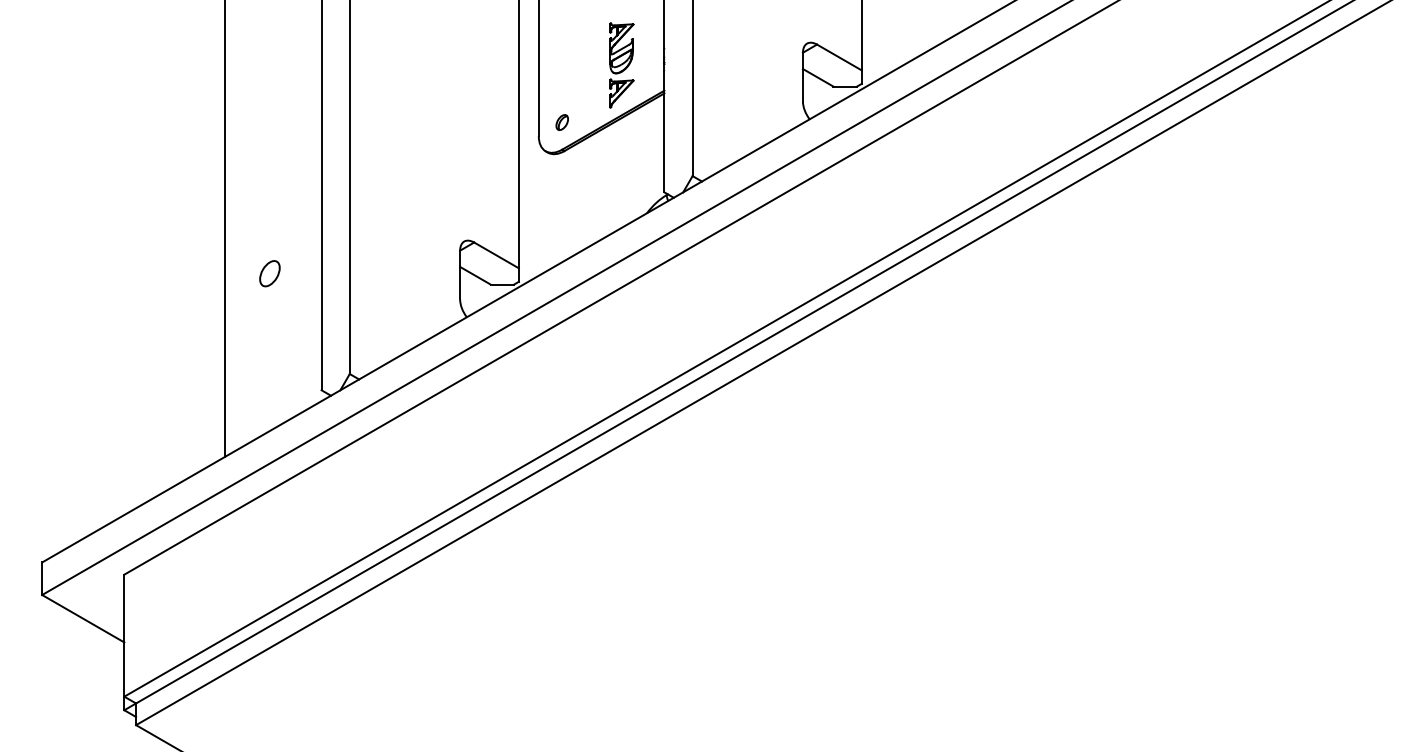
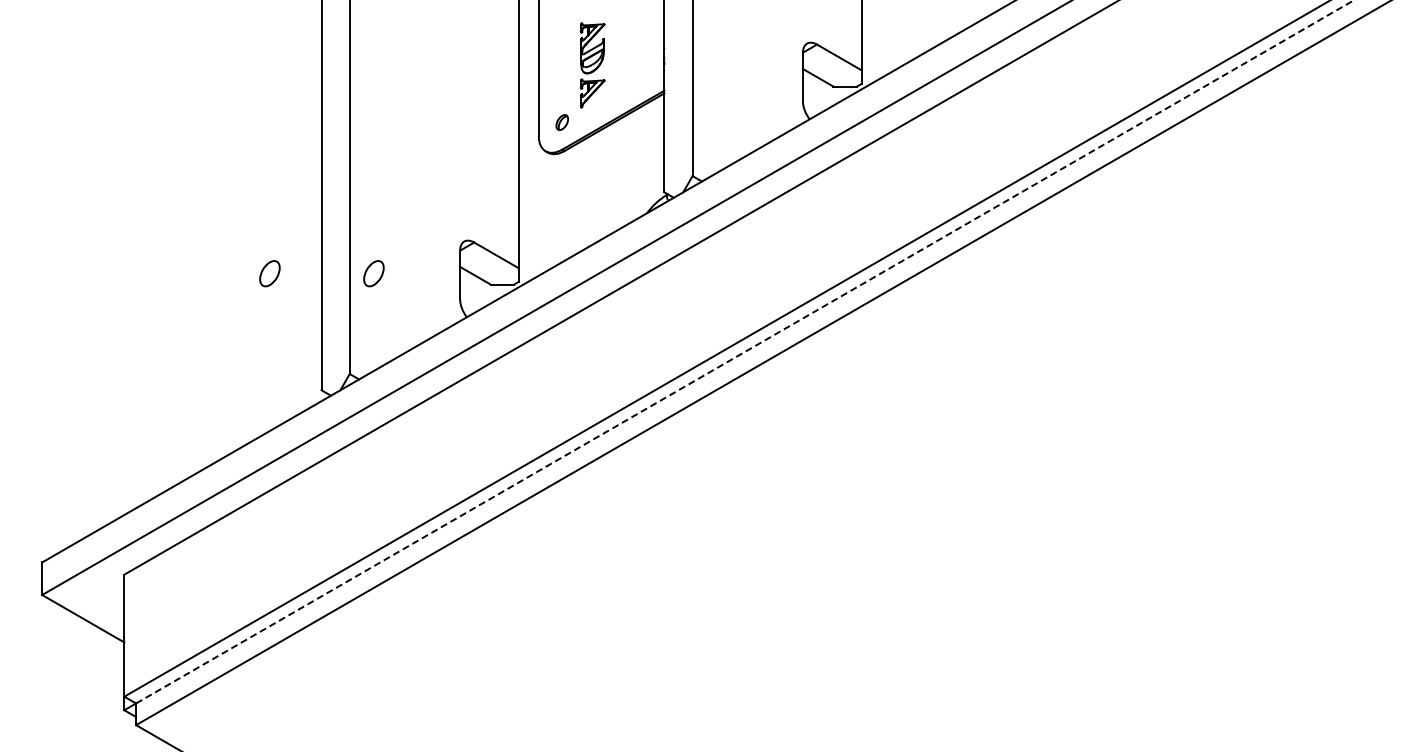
part position: (621, 65) -> (592, 65) (592, 65)
line: present -> none (225, 229)
part: none -> present (373, 273)
line: solid -> dashed (745, 351)
